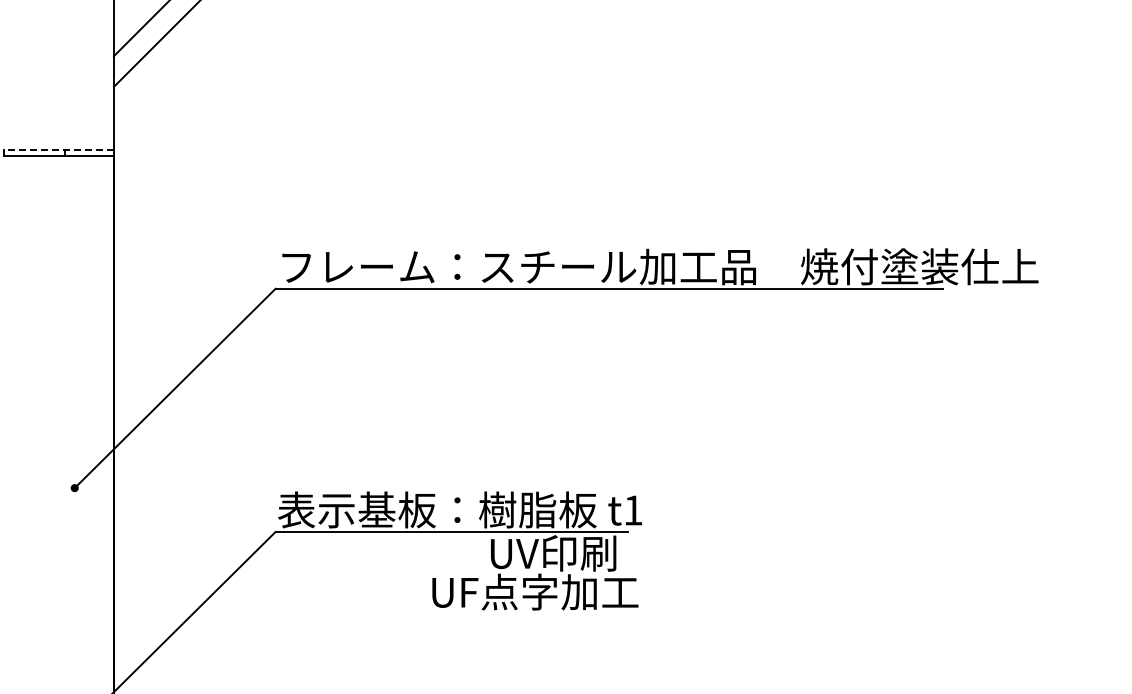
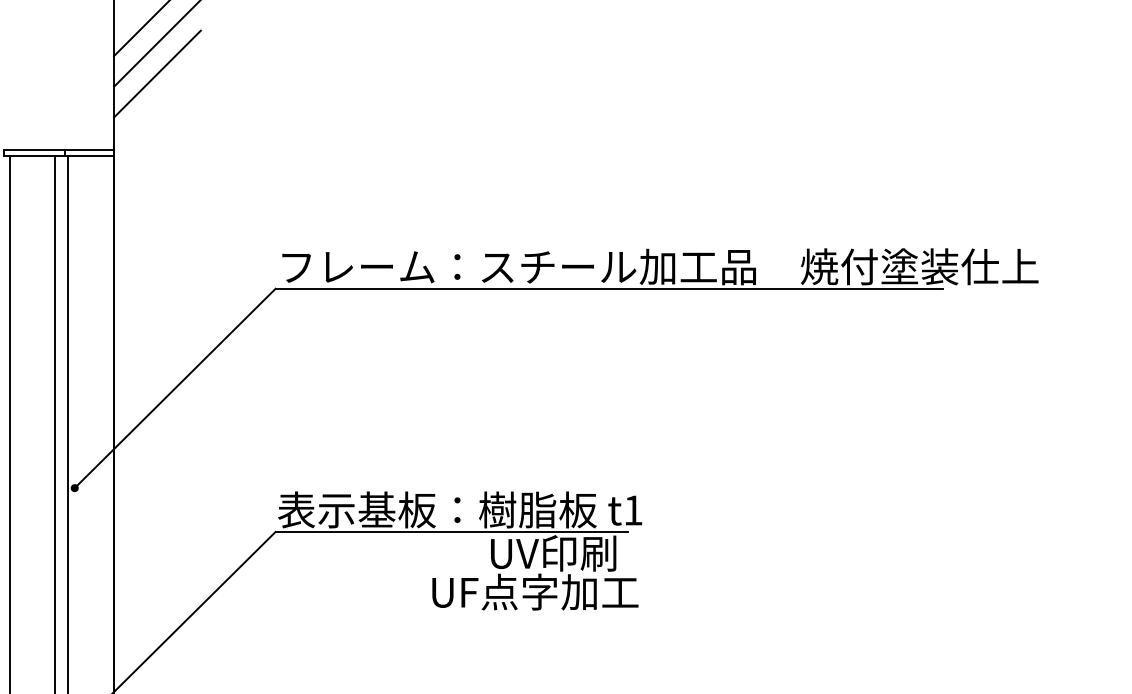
line: none -> present (157, 73)
line: dashed -> solid (58, 150)
line: none -> present (9, 422)
line: none -> present (55, 422)
line: none -> present (67, 422)
